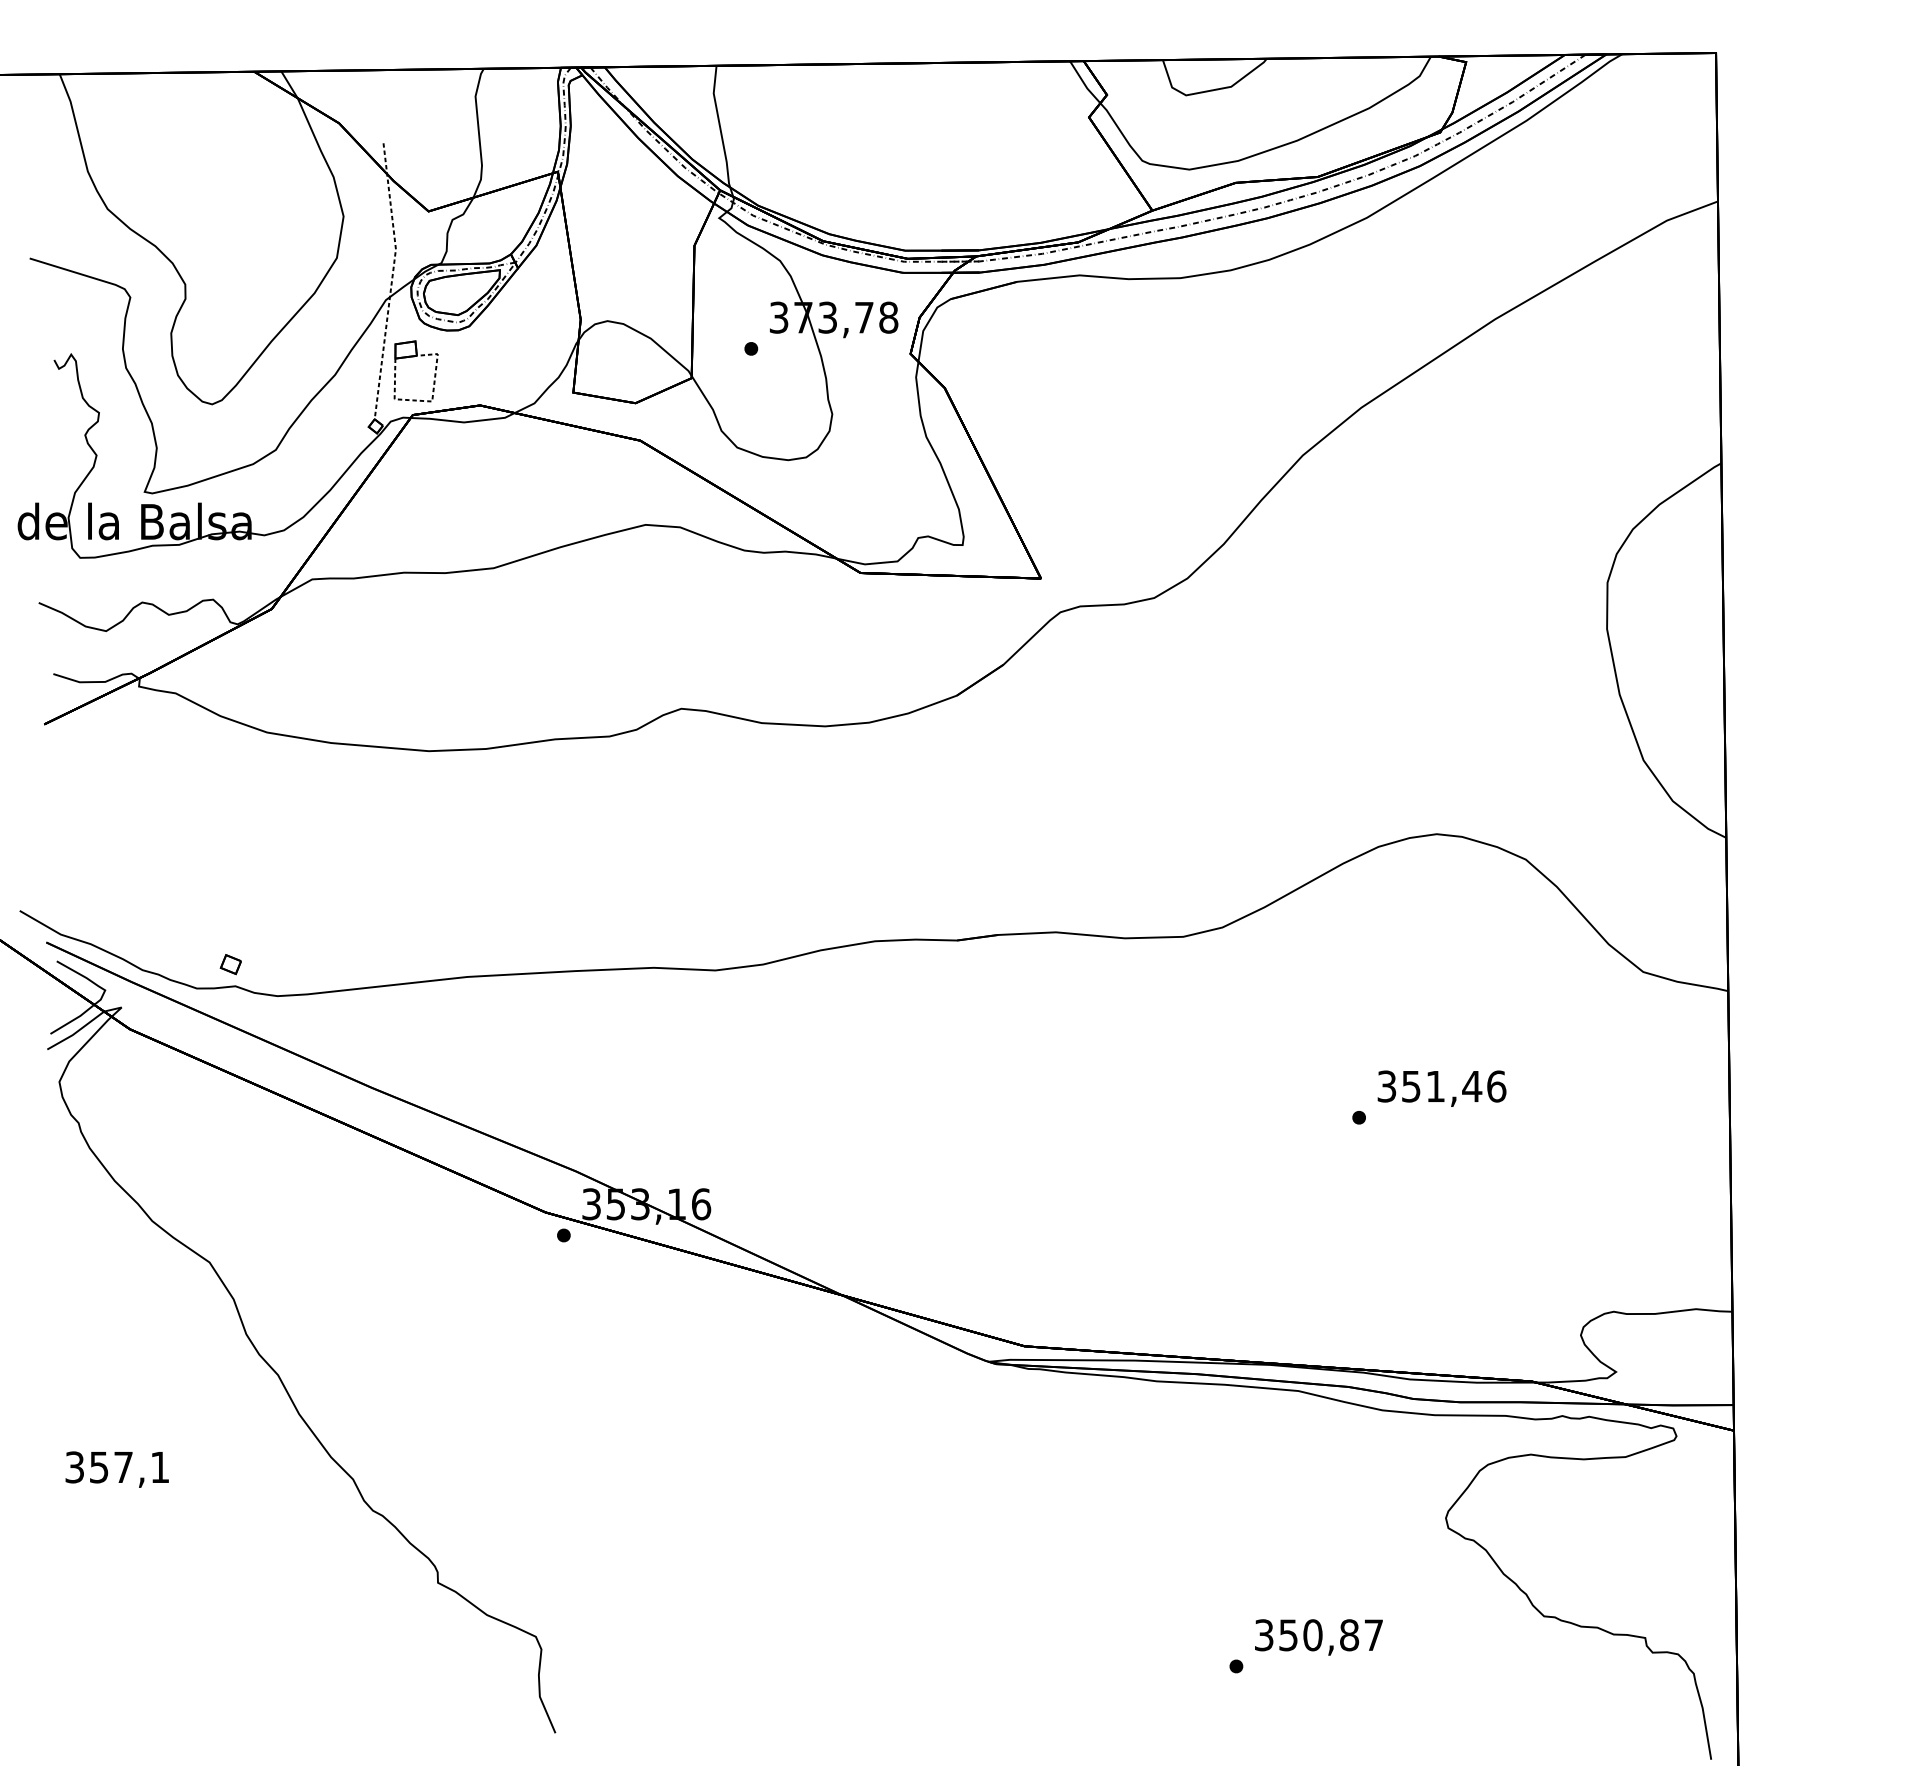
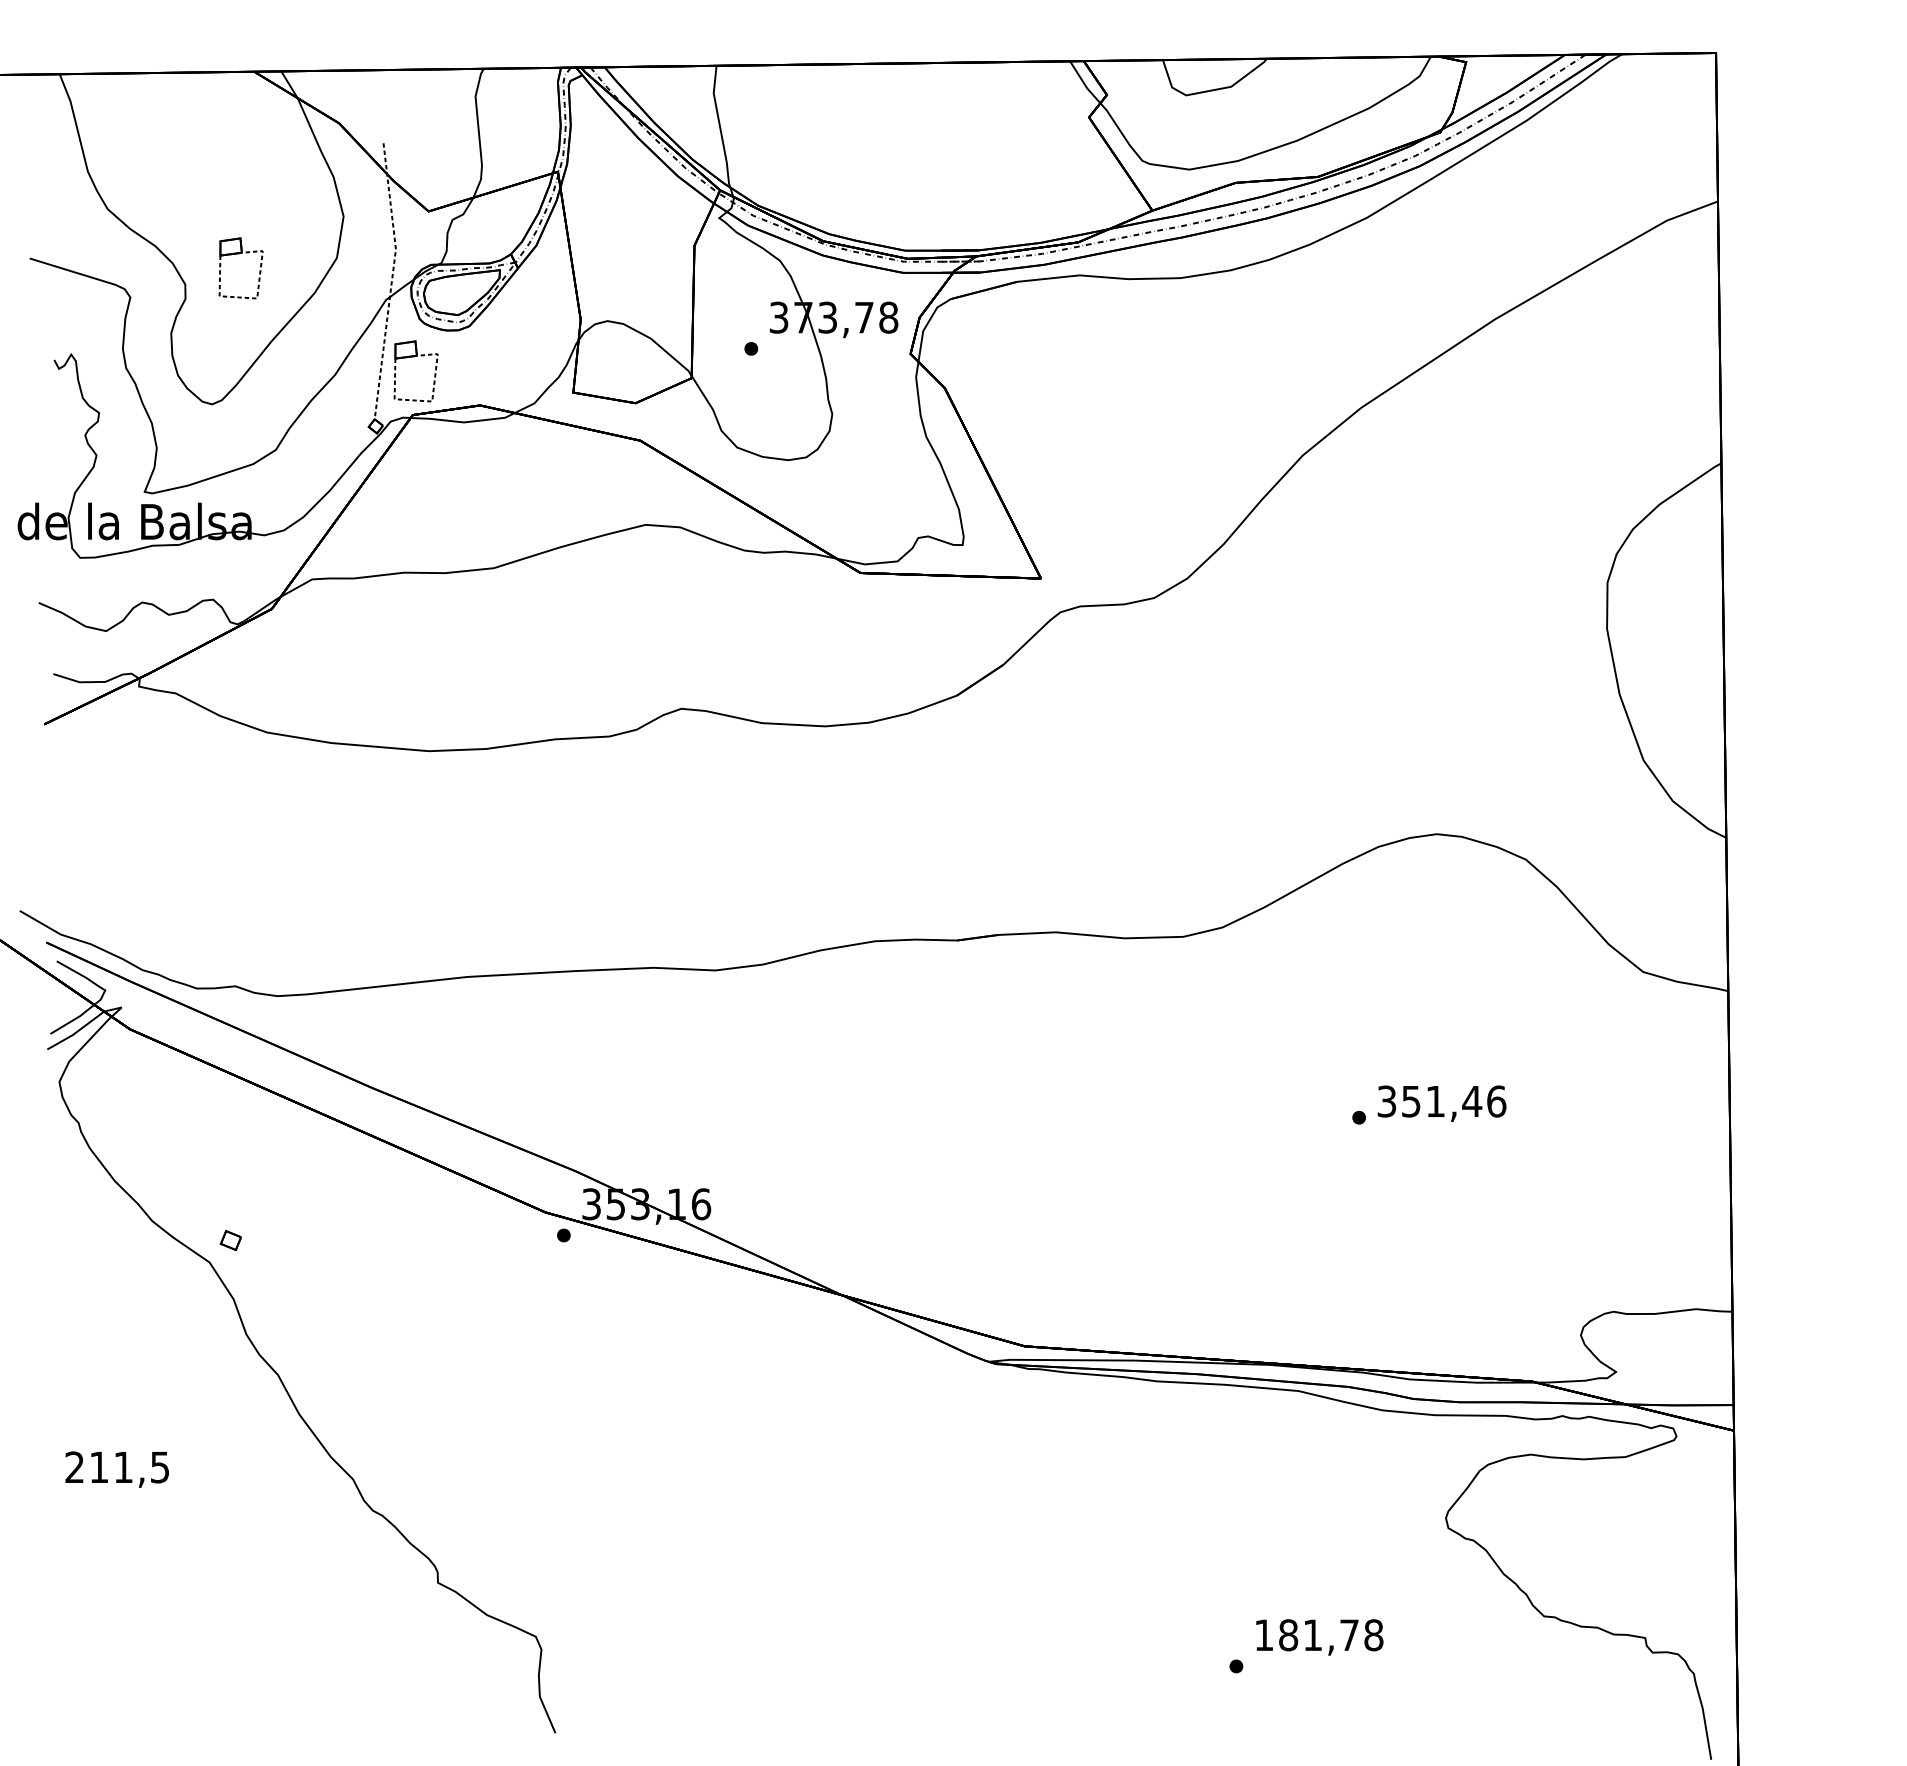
part: none -> present (239, 254)
part position: (230, 964) -> (230, 1240) (230, 1240)
text position: (1441, 1088) -> (1441, 1103) (1441, 1103)
text: 357,1 -> 211,5 (116, 1467)
text: 350,87 -> 181,78 (1319, 1635)
